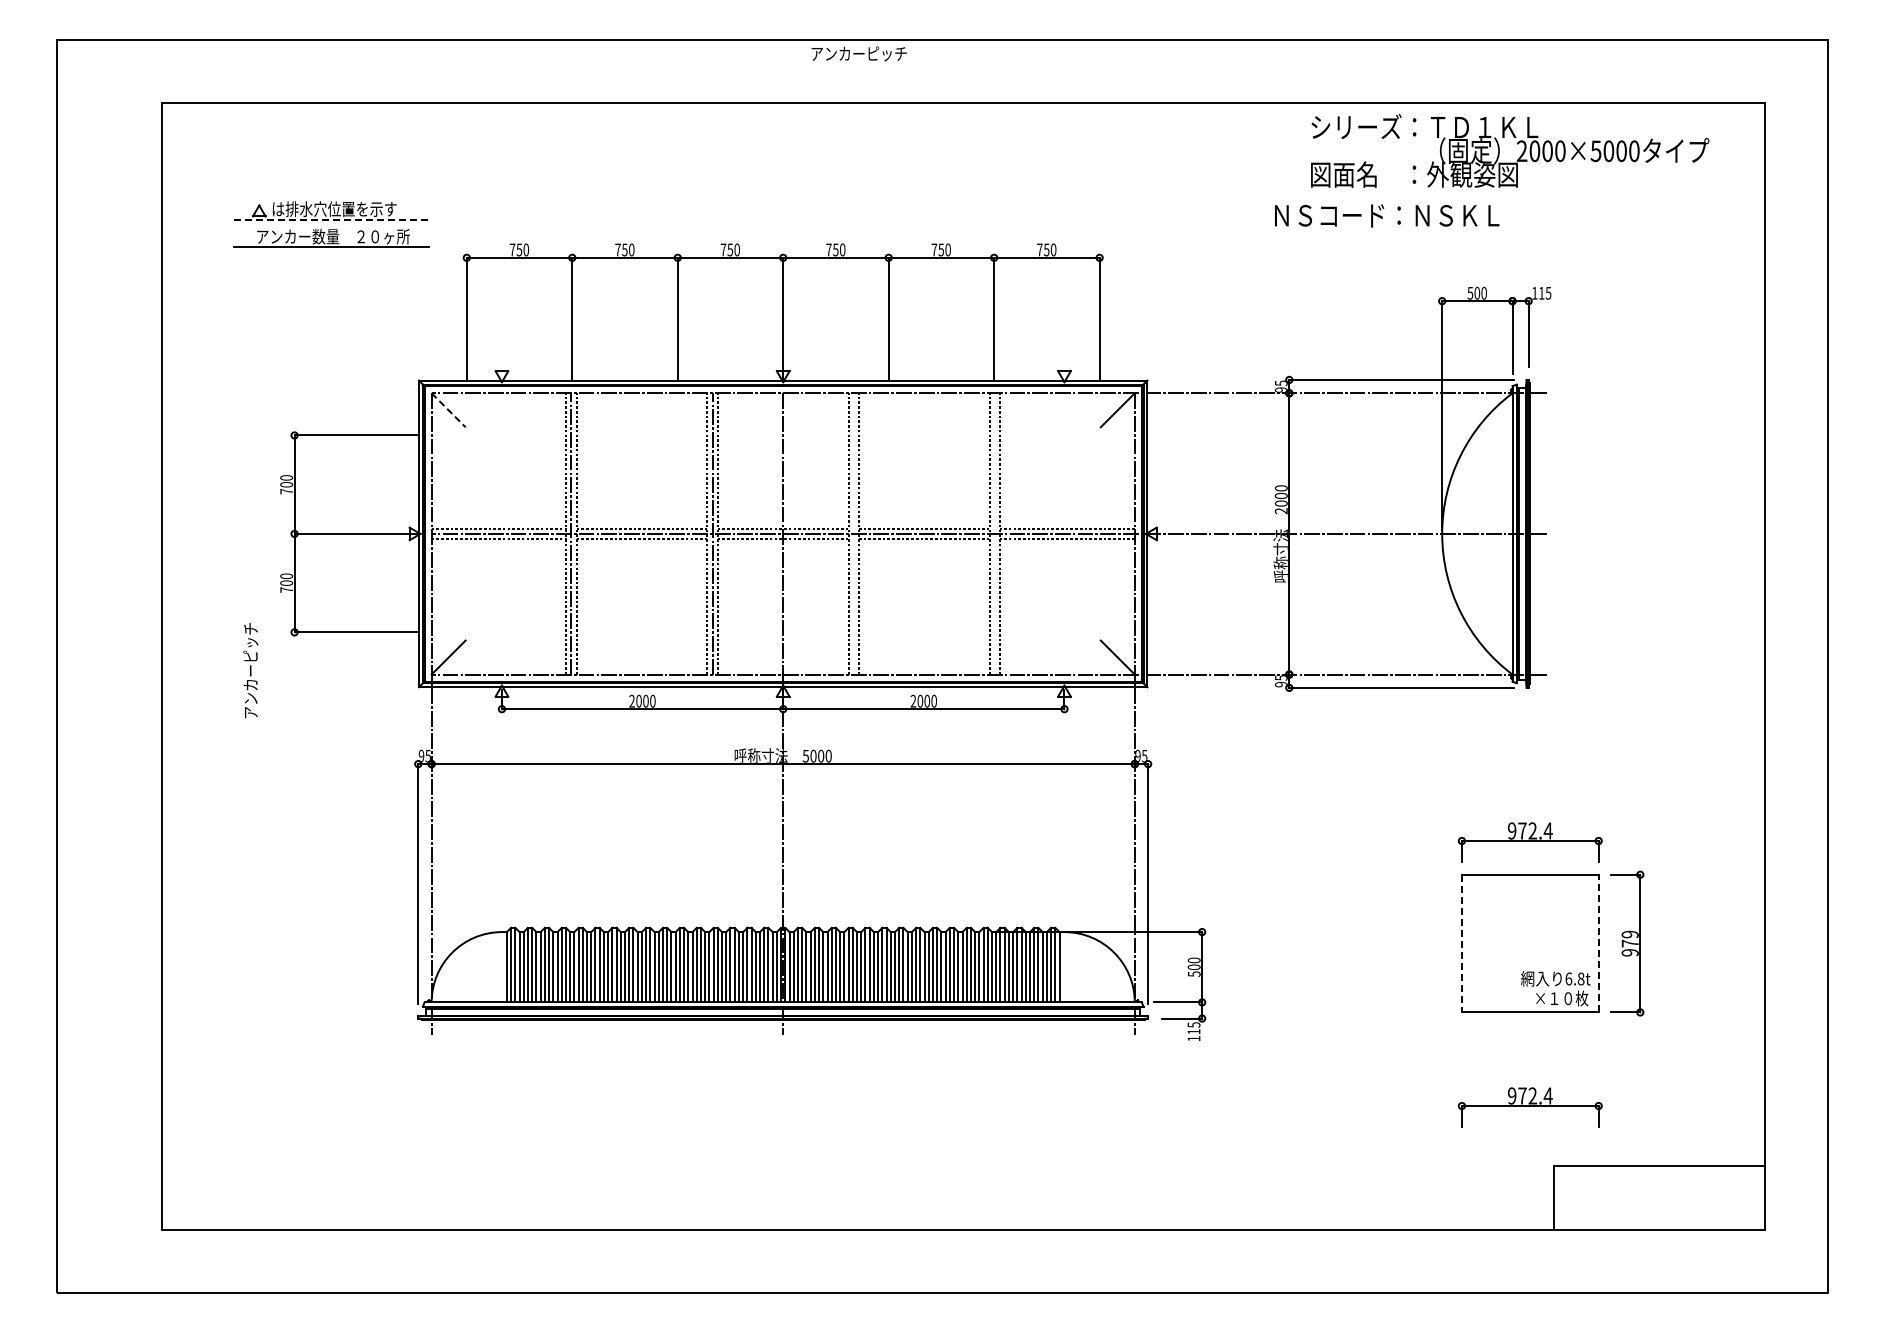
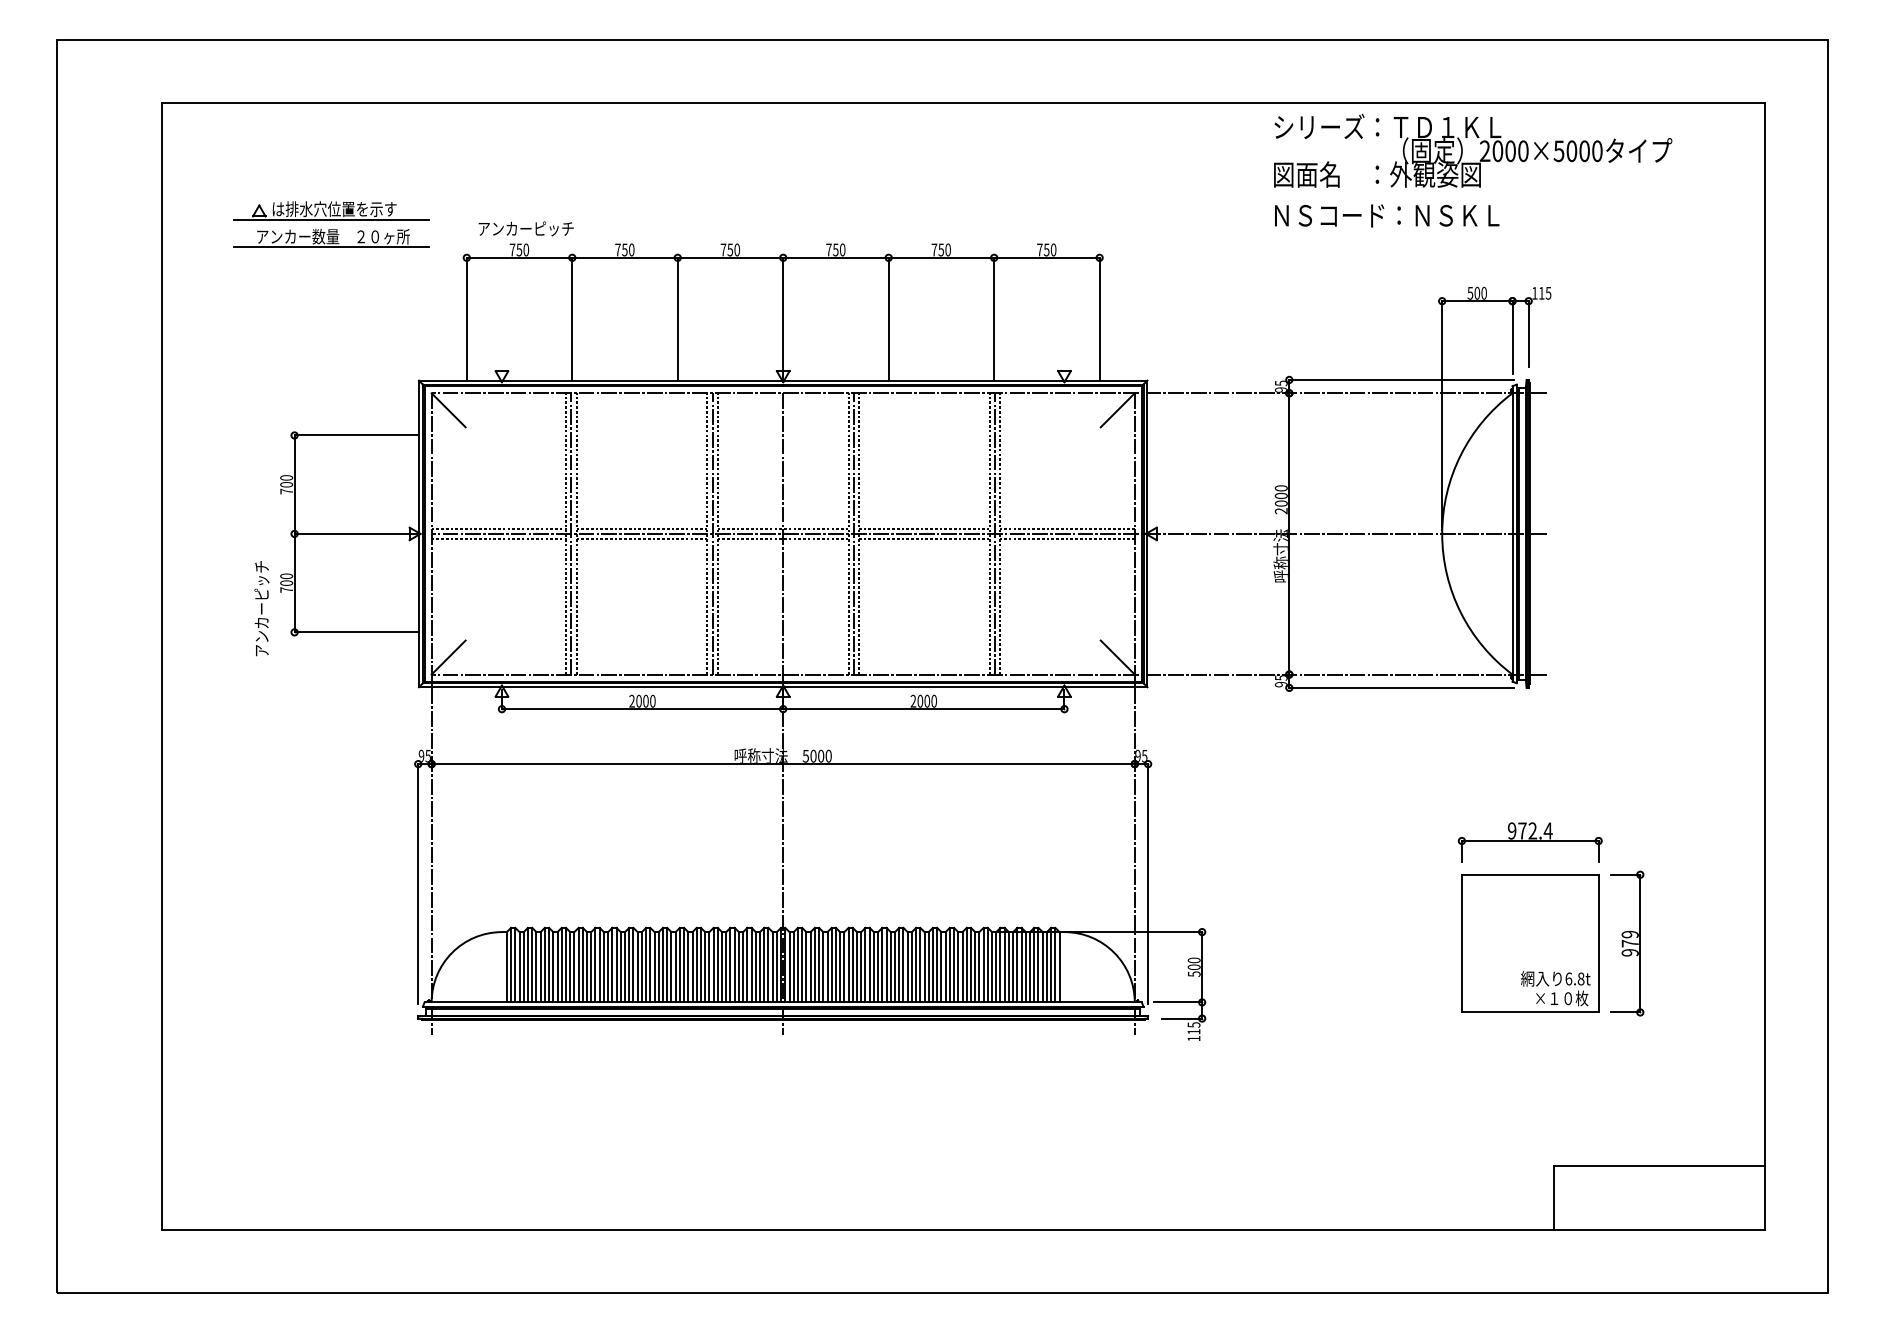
text position: (858, 53) -> (525, 228) (525, 228)
text position: (1510, 150) -> (1473, 150) (1473, 150)
line: dashed -> solid (331, 220)
line: dashed -> solid (449, 410)
line: none -> present (853, 533)
line: none -> present (995, 533)
text position: (250, 670) -> (261, 608) (261, 608)
line: dashed -> solid (1461, 943)
line: dashed -> solid (1598, 943)
part: present -> none (1529, 1107)
